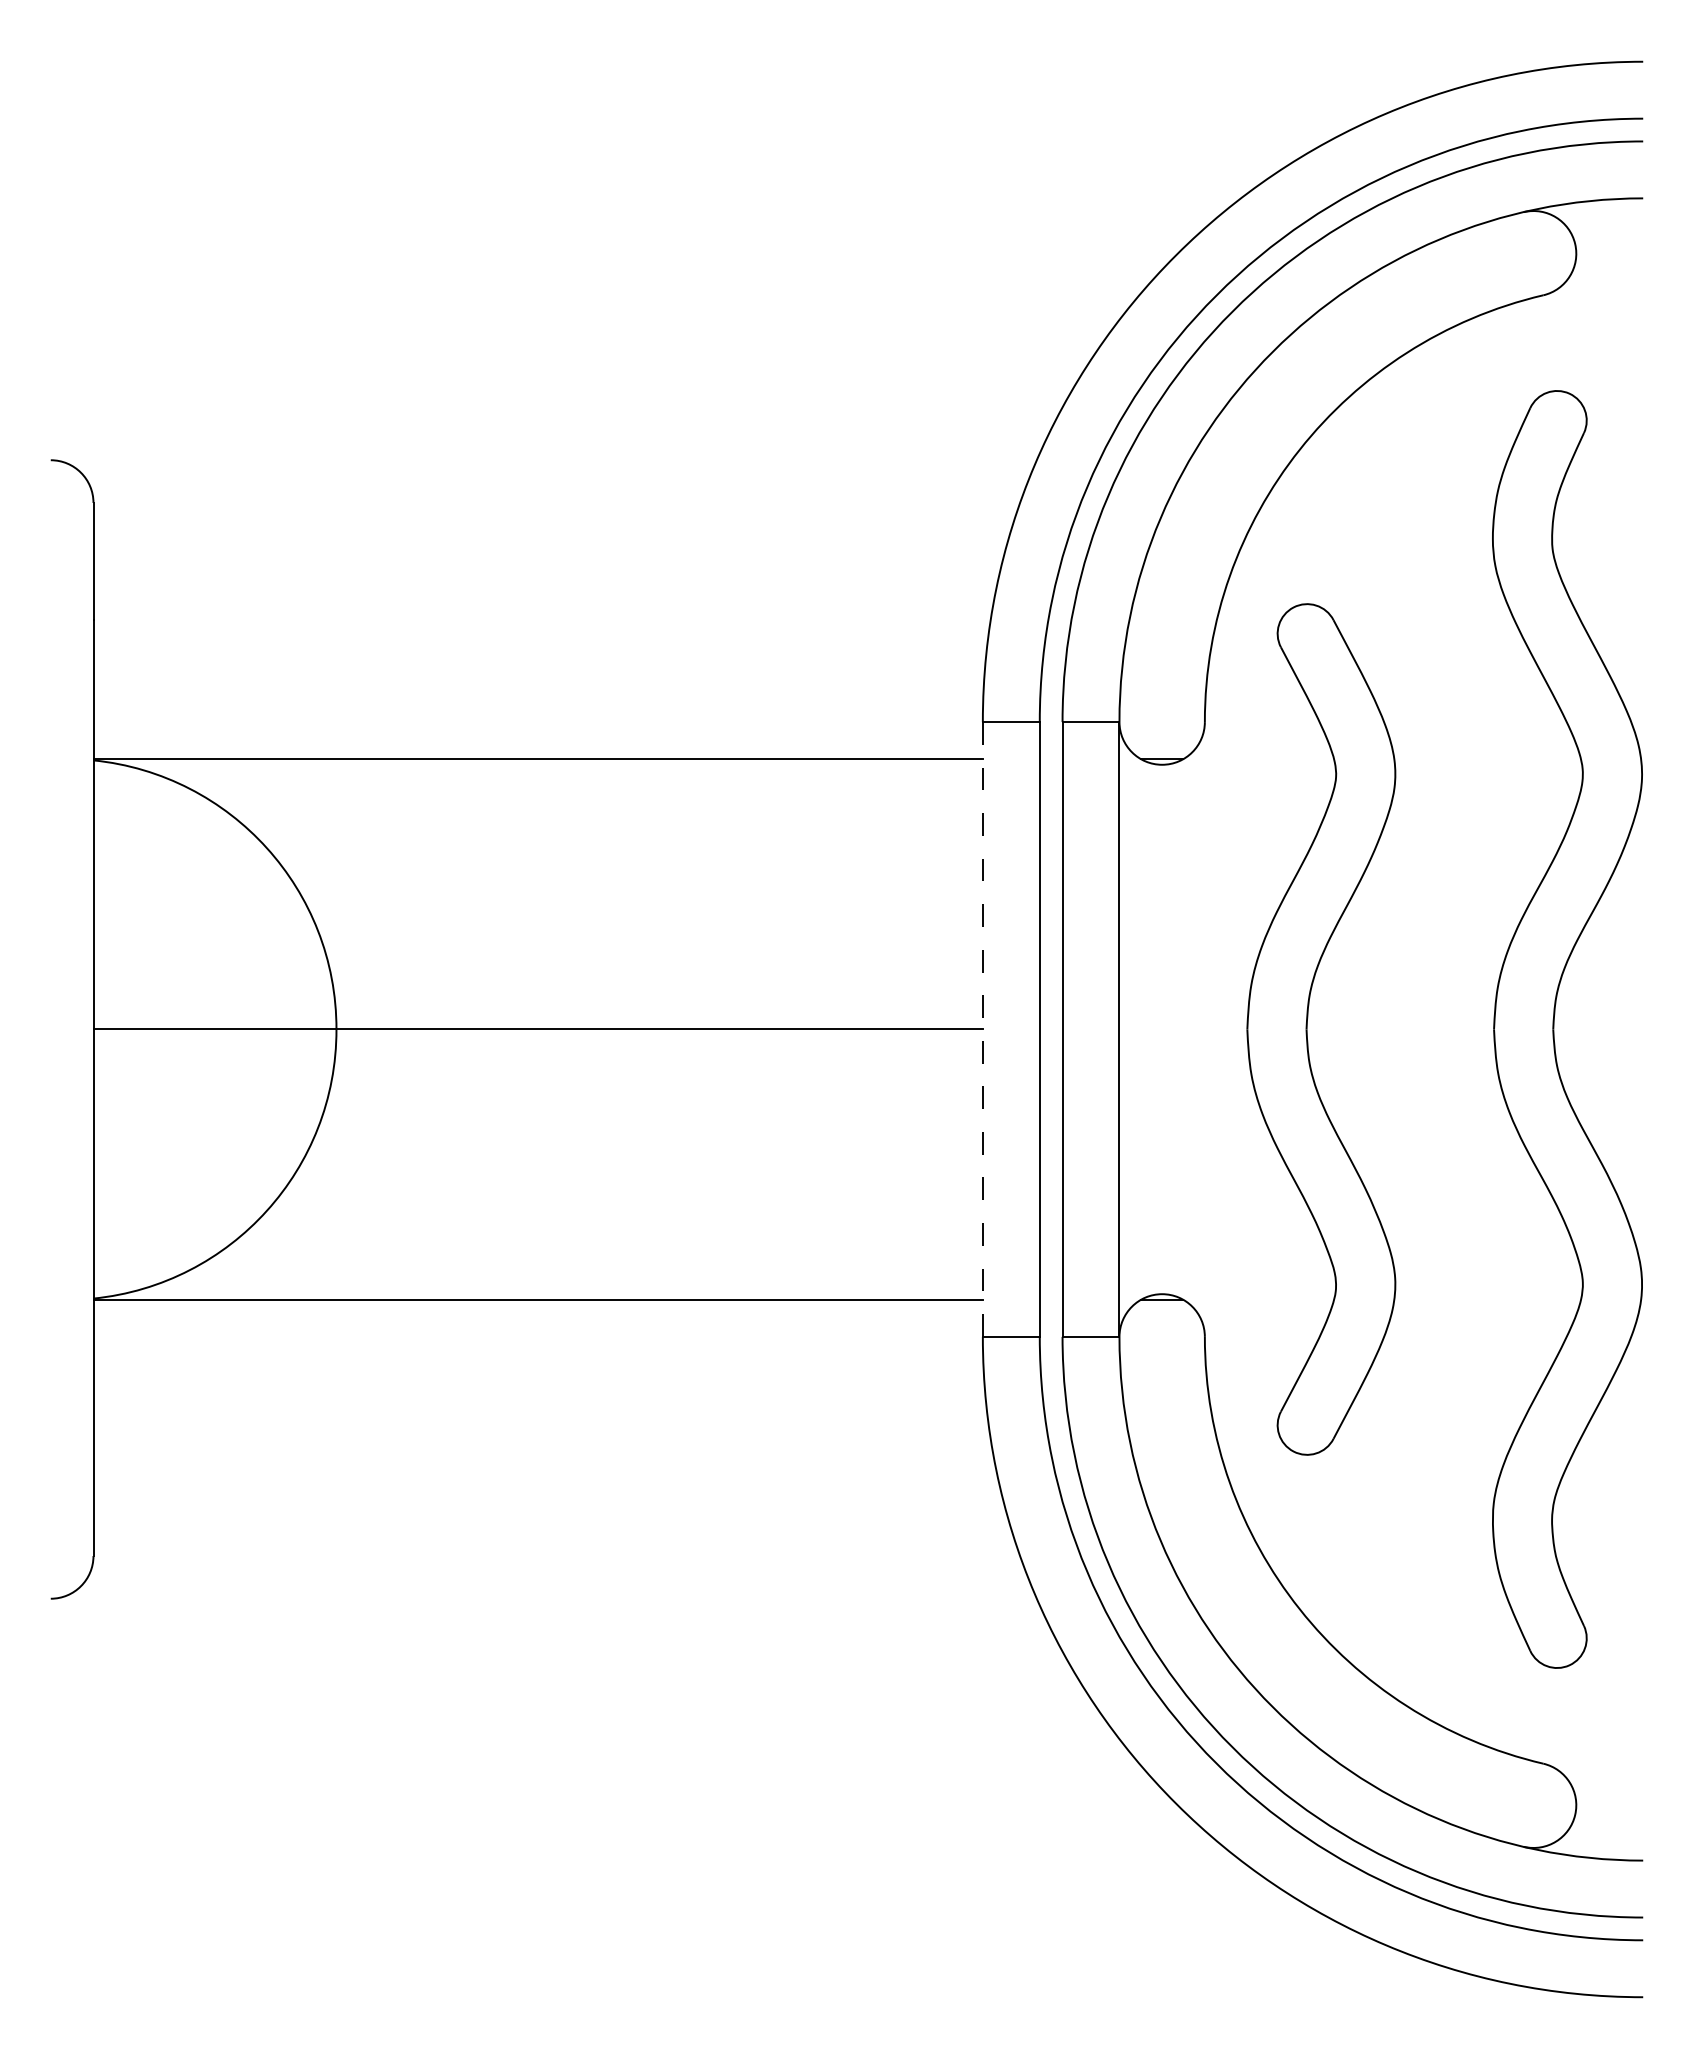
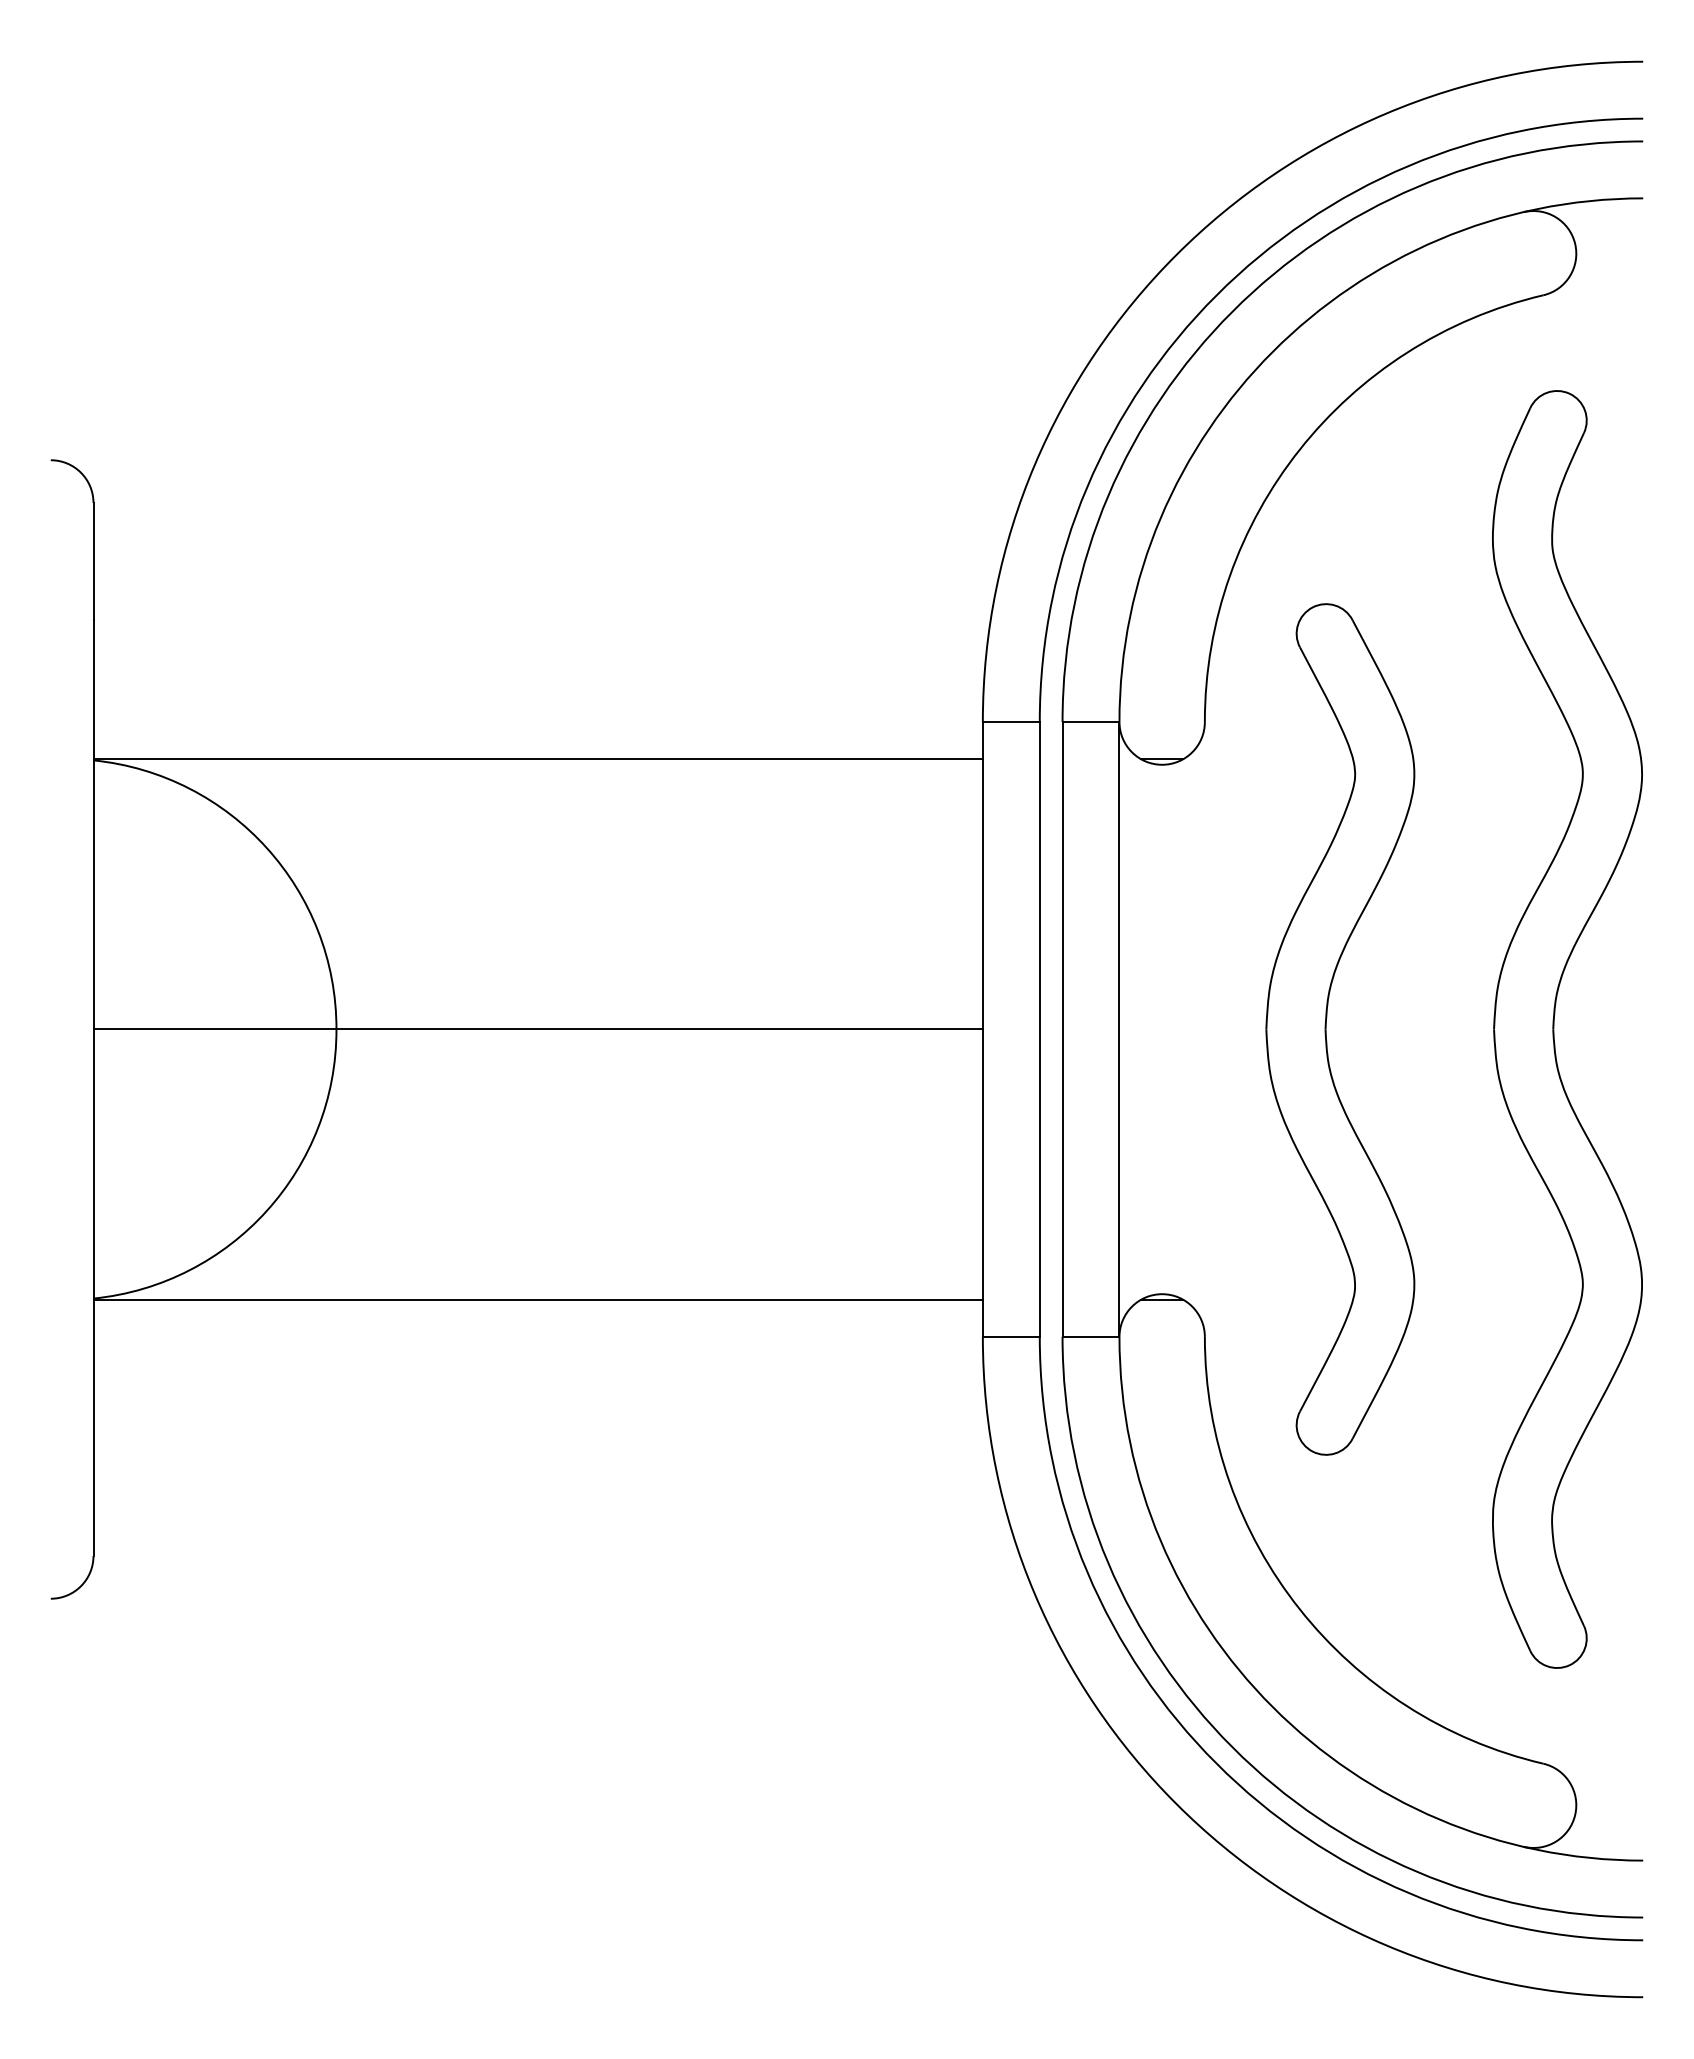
line: dashed -> solid (982, 1028)
part position: (1307, 1029) -> (1326, 1029) (1326, 1029)
